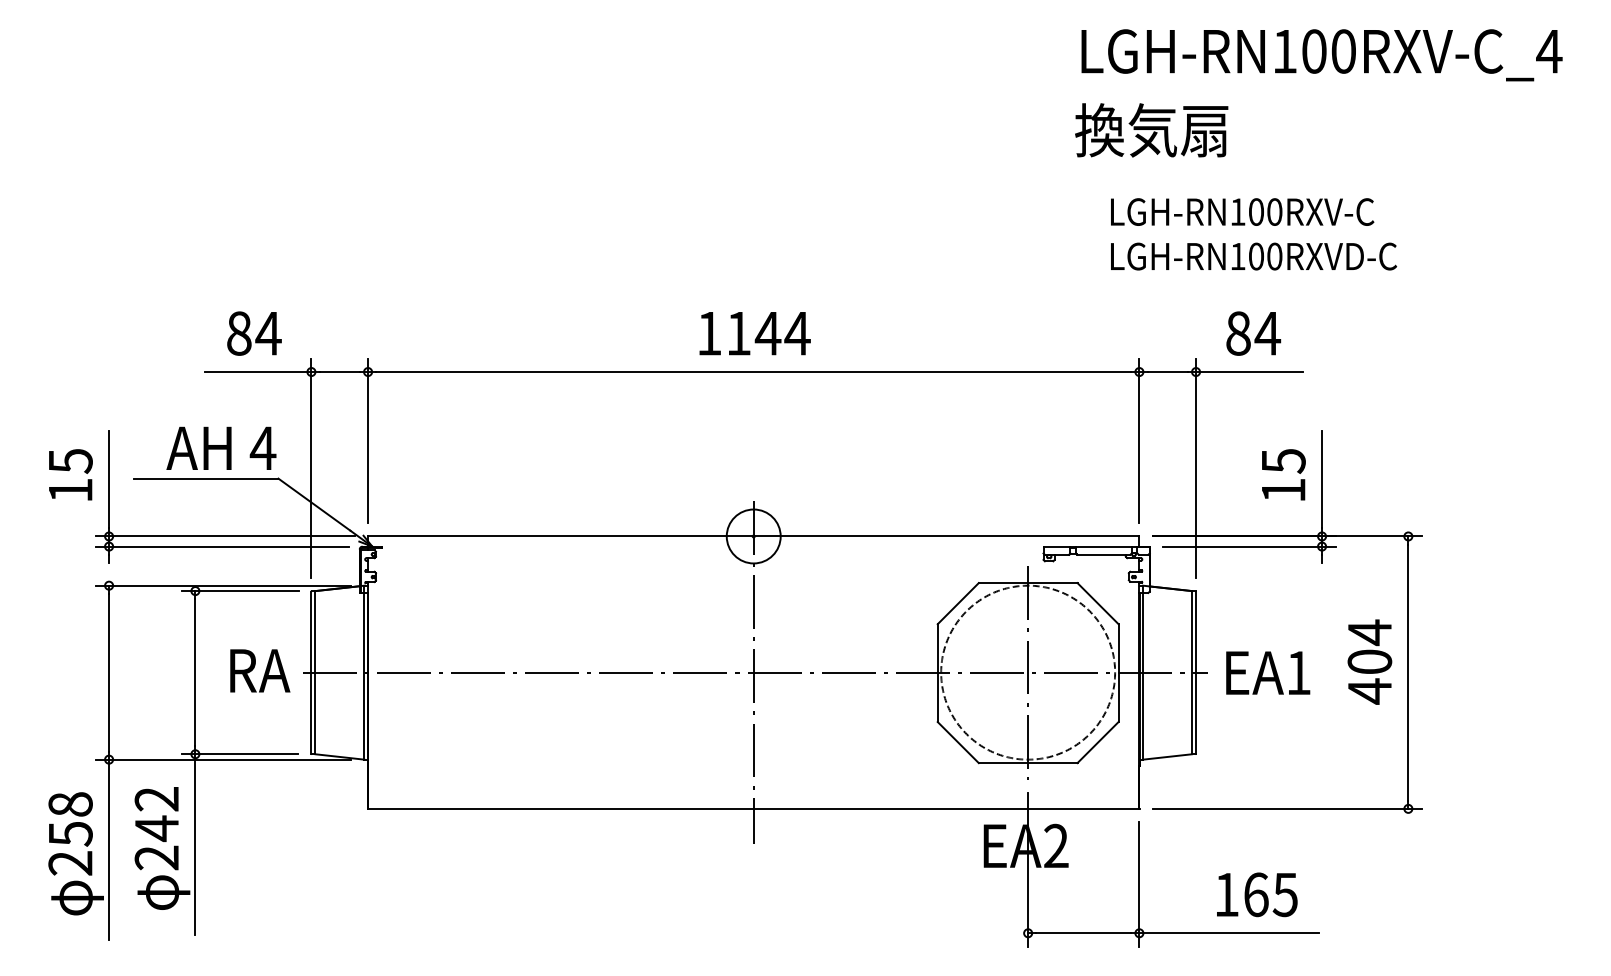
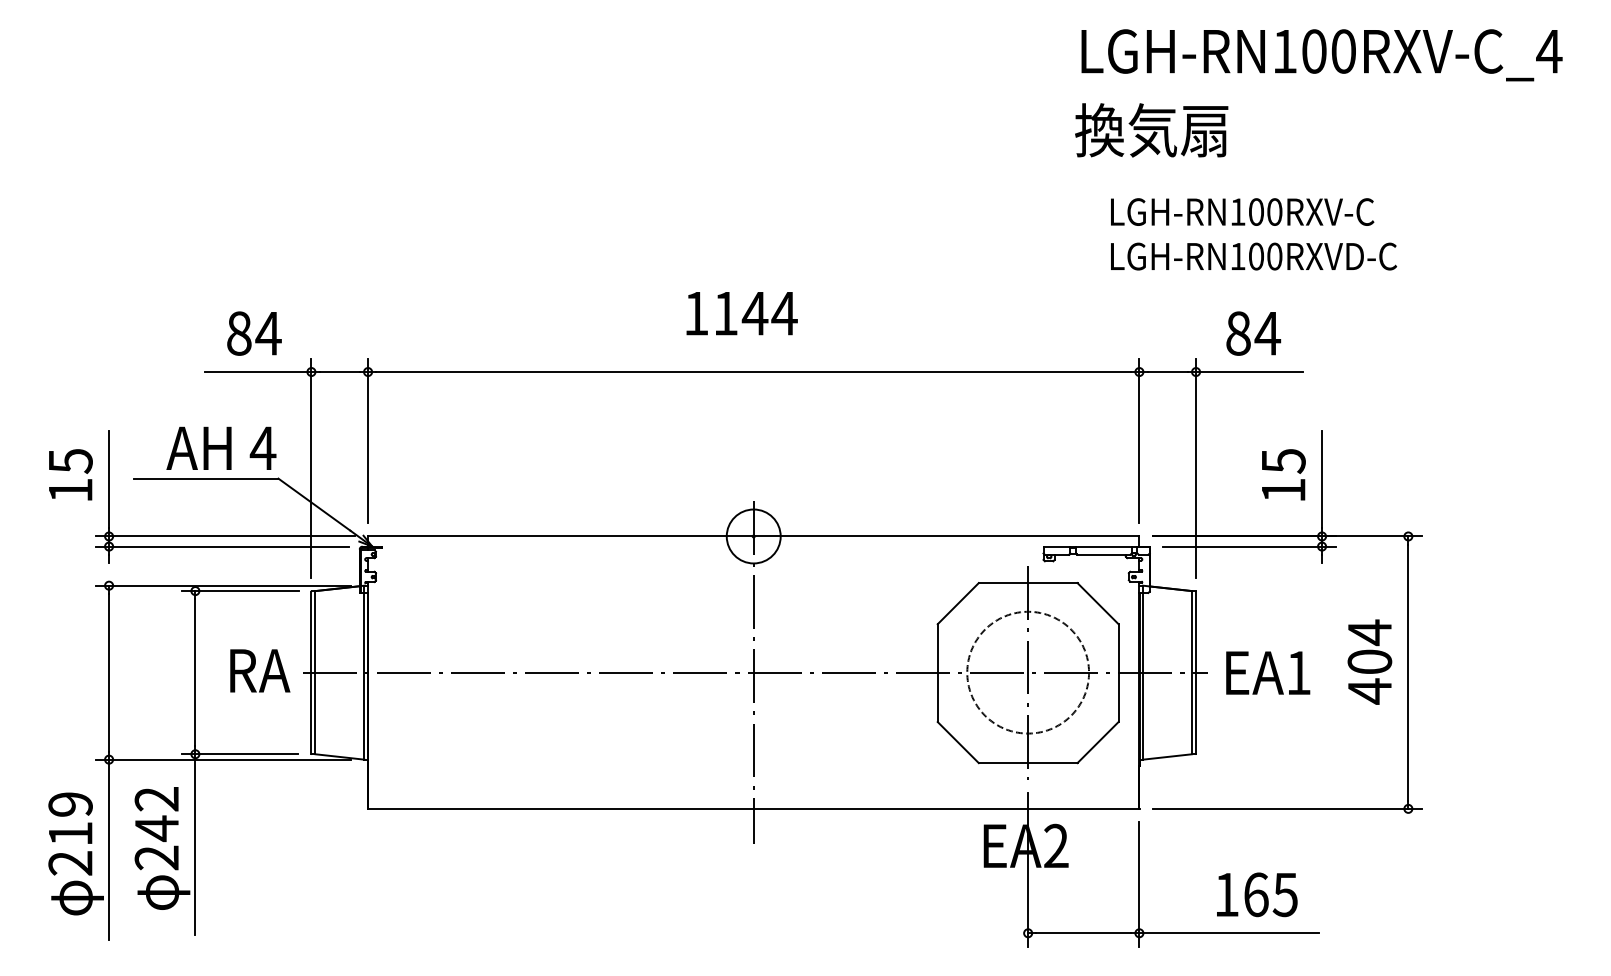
text position: (754, 333) -> (741, 313) (741, 313)
circle diameter: 174 px -> 122 px (1028, 672)
text: 258 -> 219 (70, 819)
